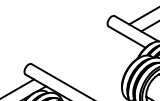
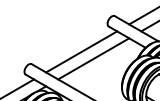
line: none -> present (81, 51)
line: none -> present (93, 58)
